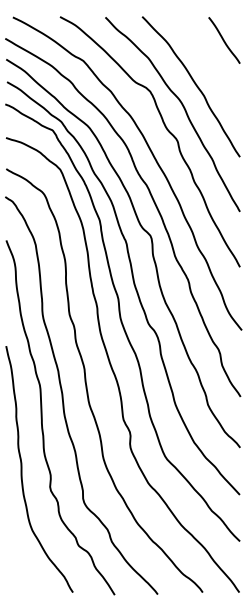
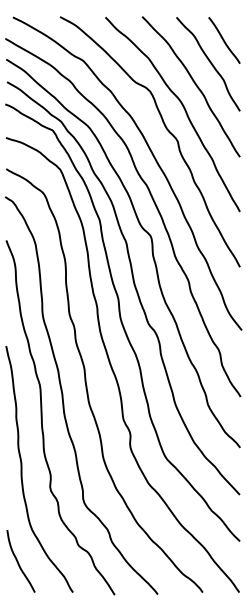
curve: none -> present (209, 62)
curve: none -> present (18, 561)
